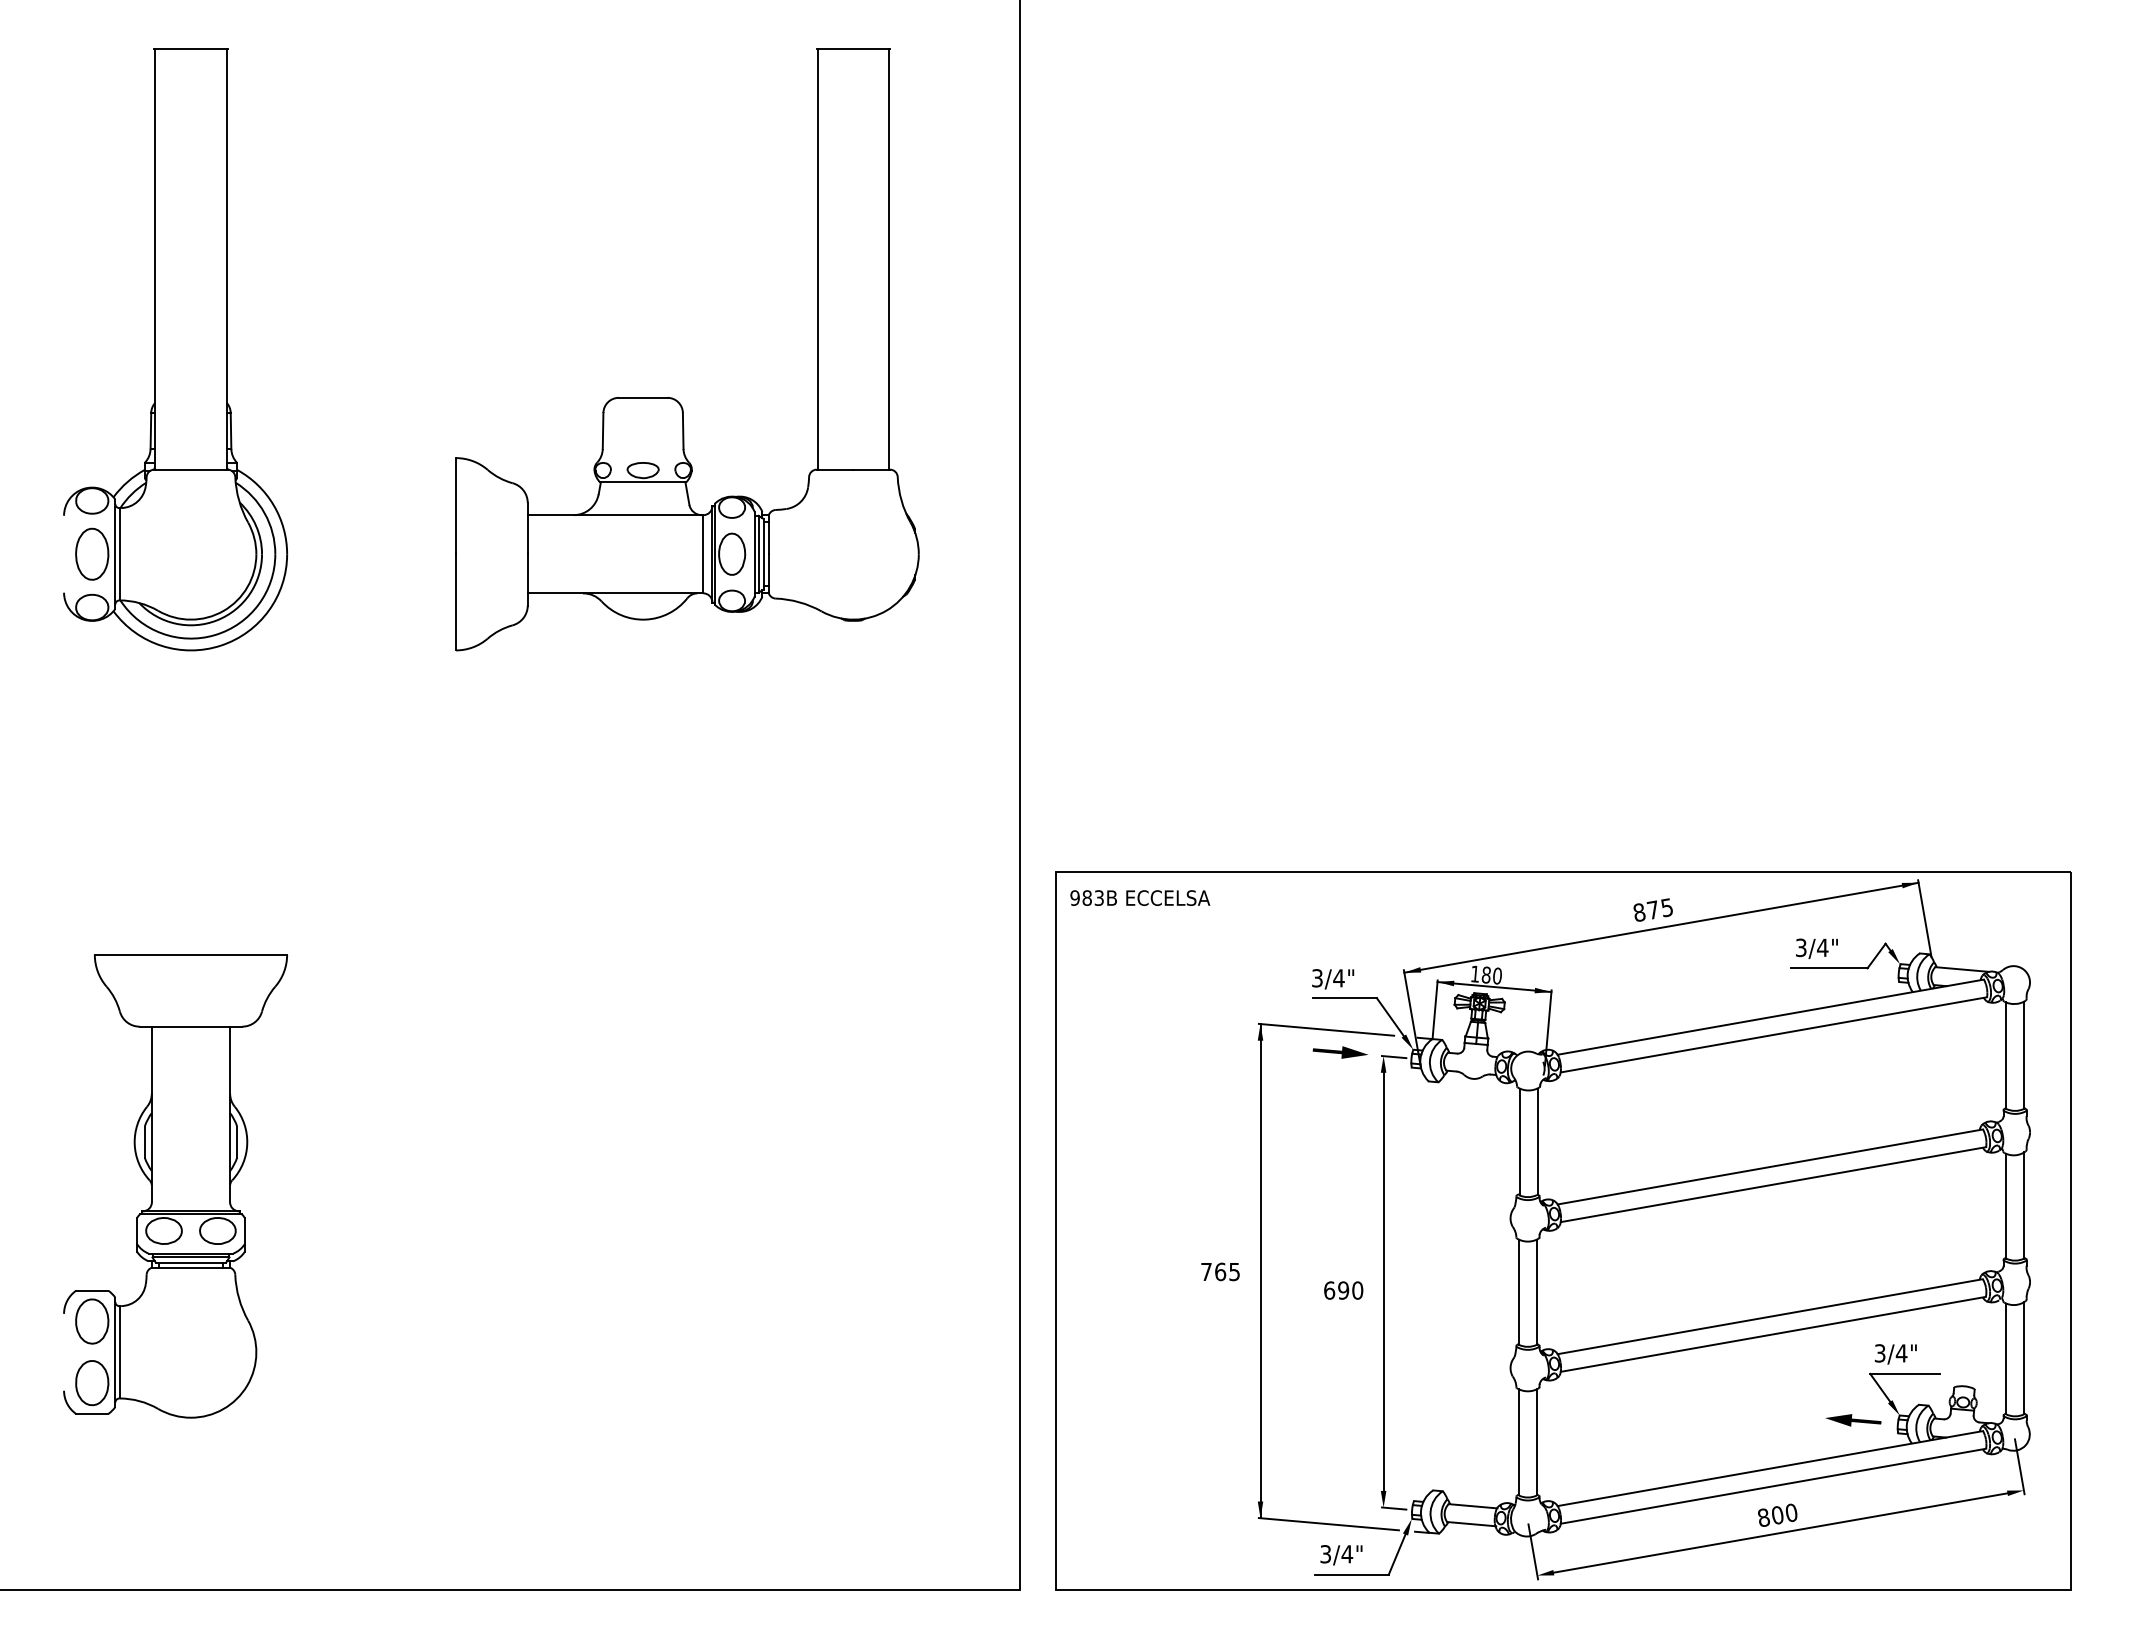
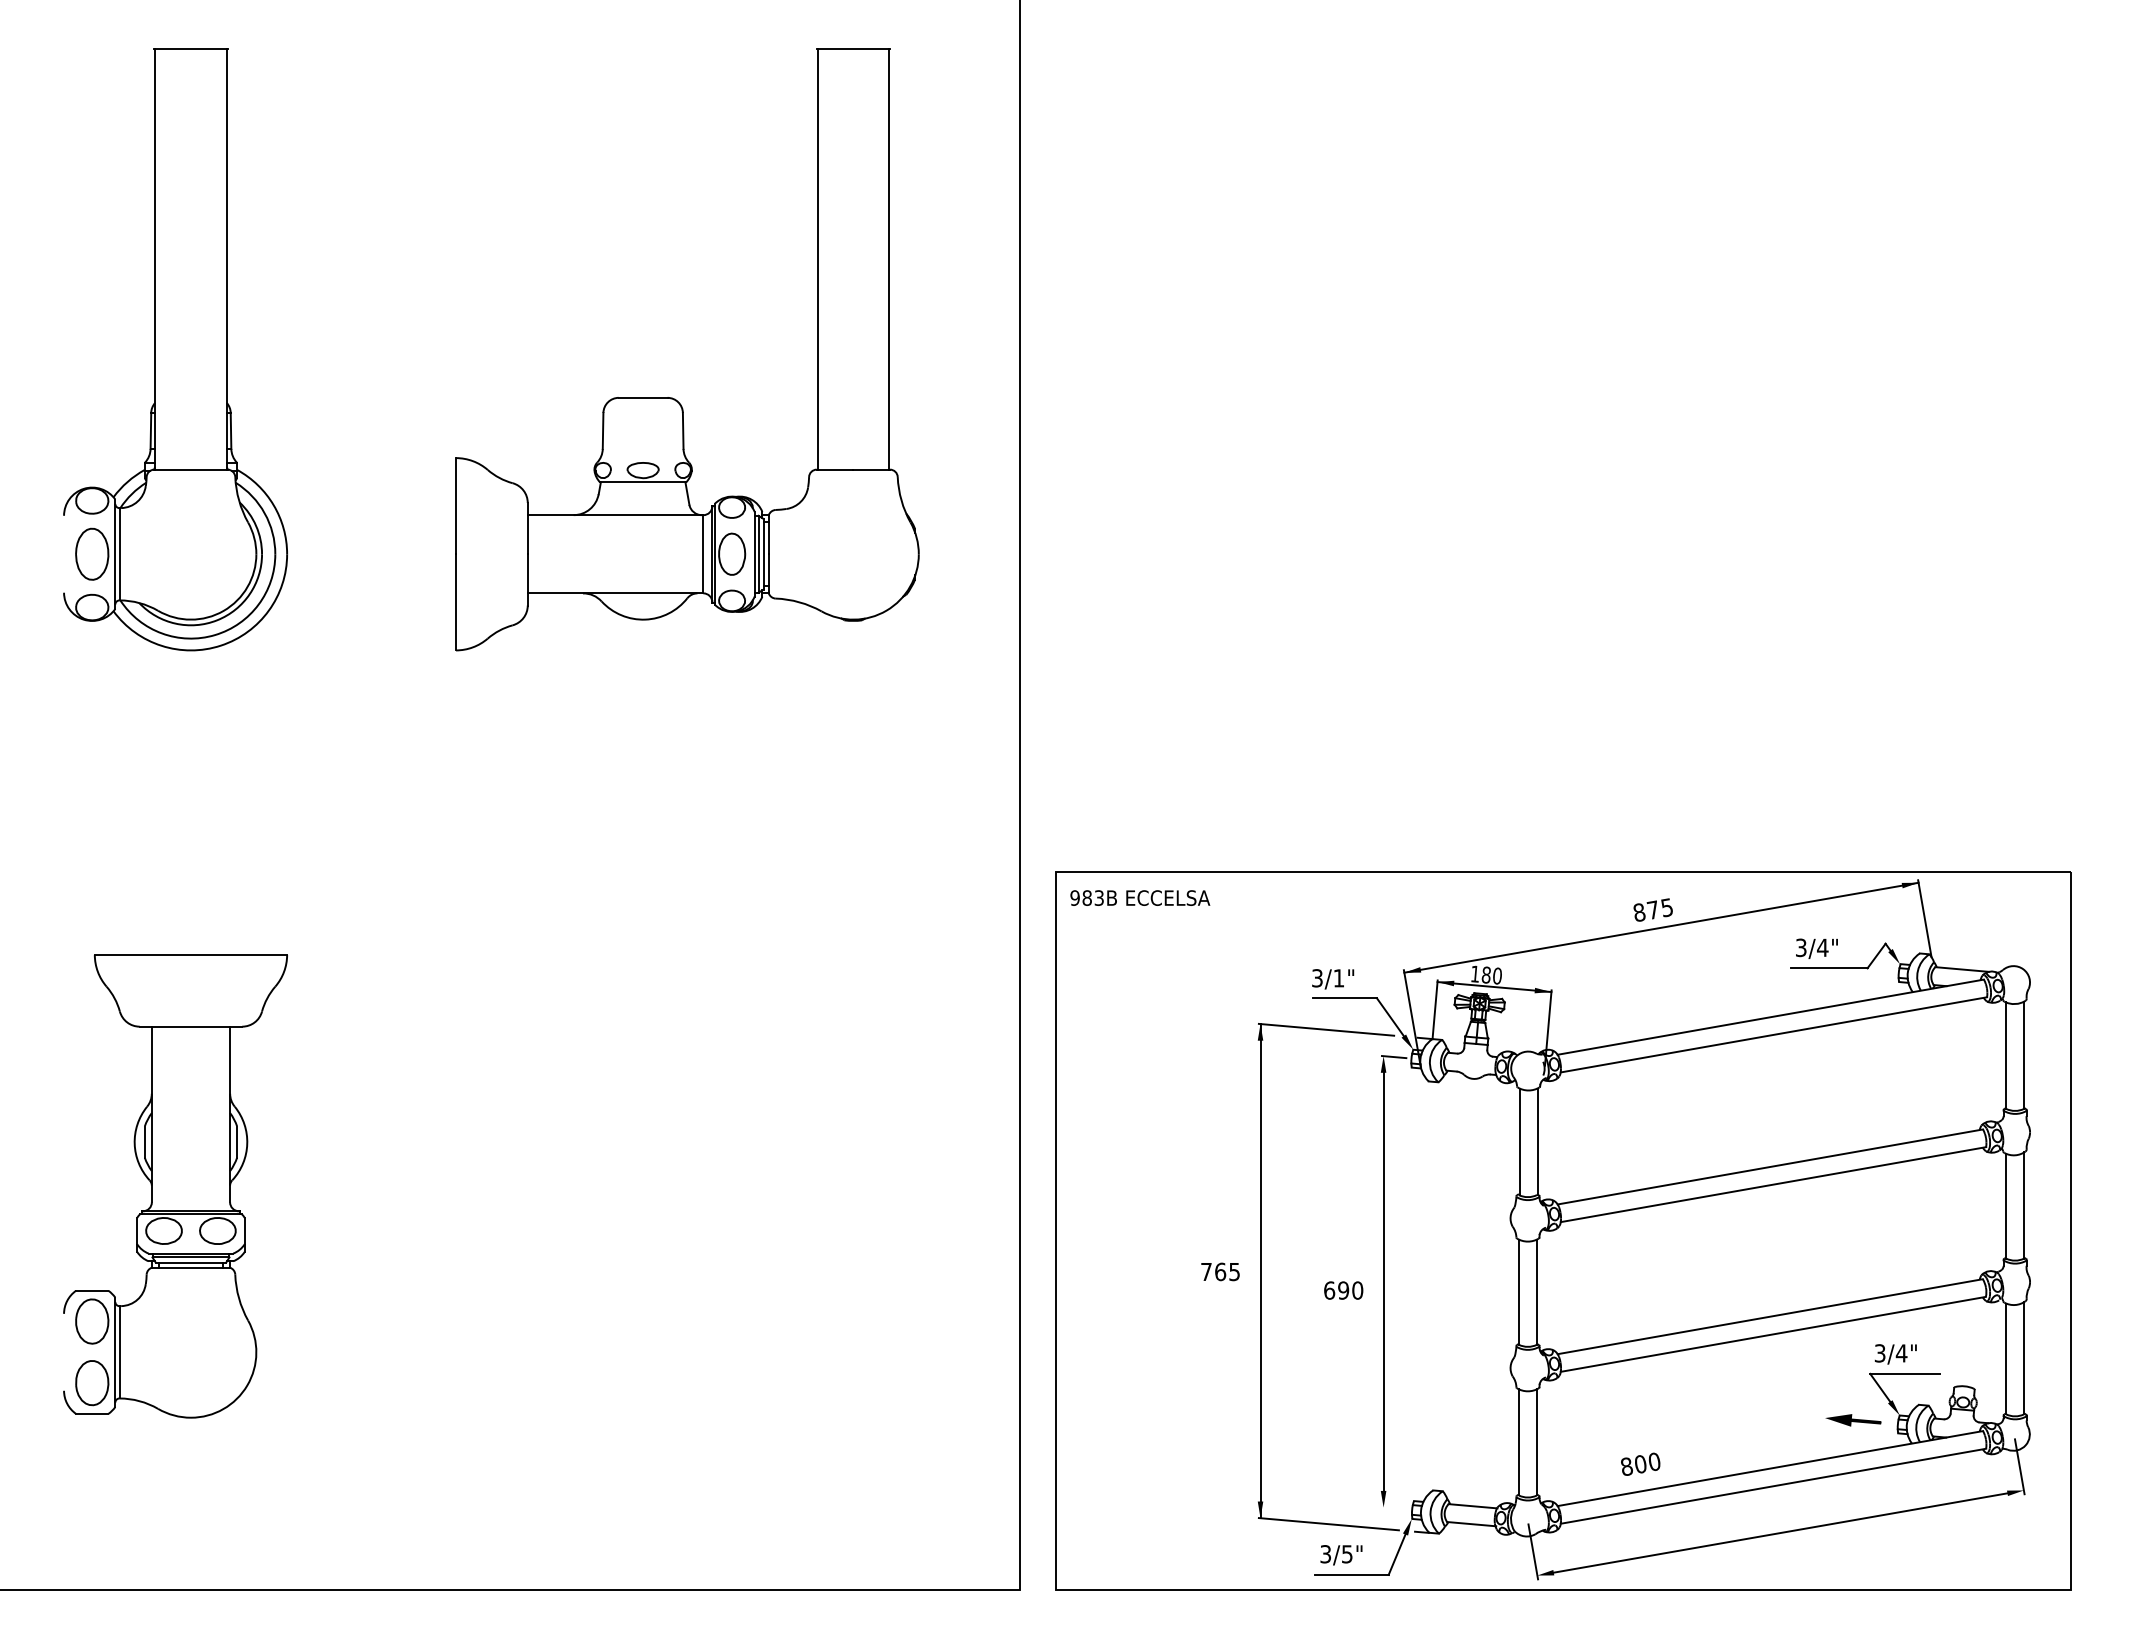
text: 3/4" -> 3/1" (1338, 978)
part: present -> none (1339, 1052)
line: present -> none (1393, 1508)
text position: (1777, 1514) -> (1640, 1463) (1640, 1463)
text: 3/4" -> 3/5" (1347, 1554)
